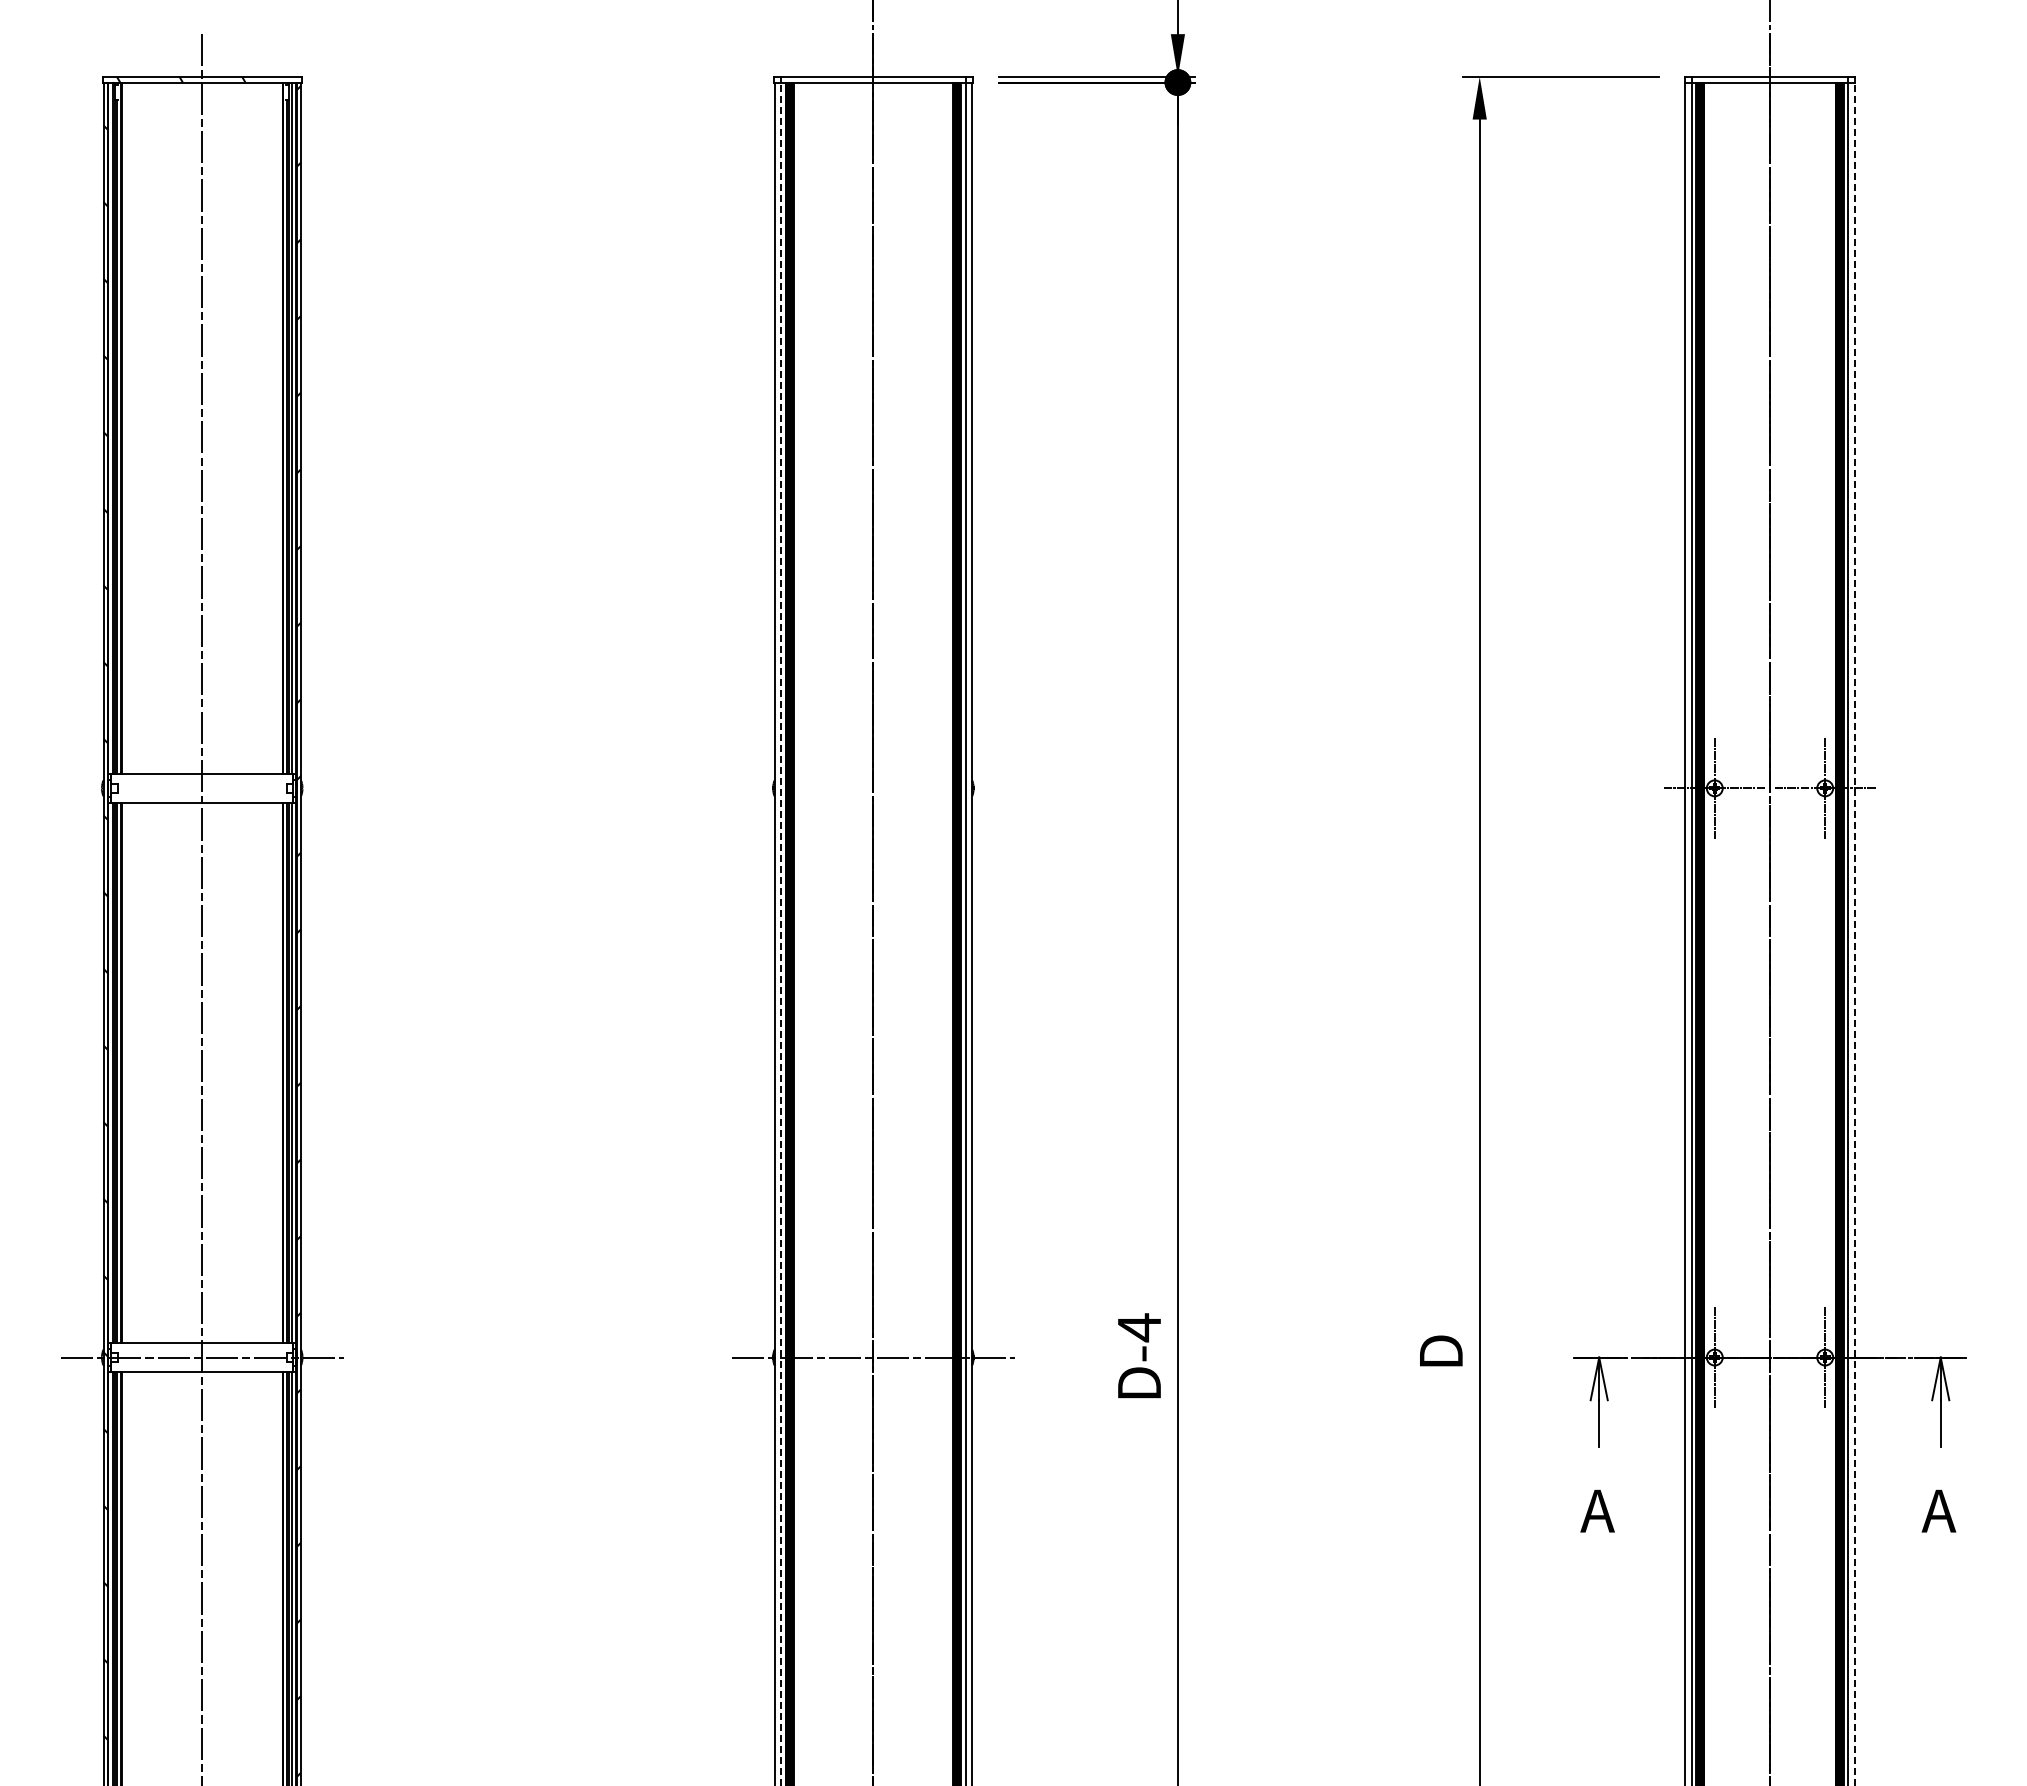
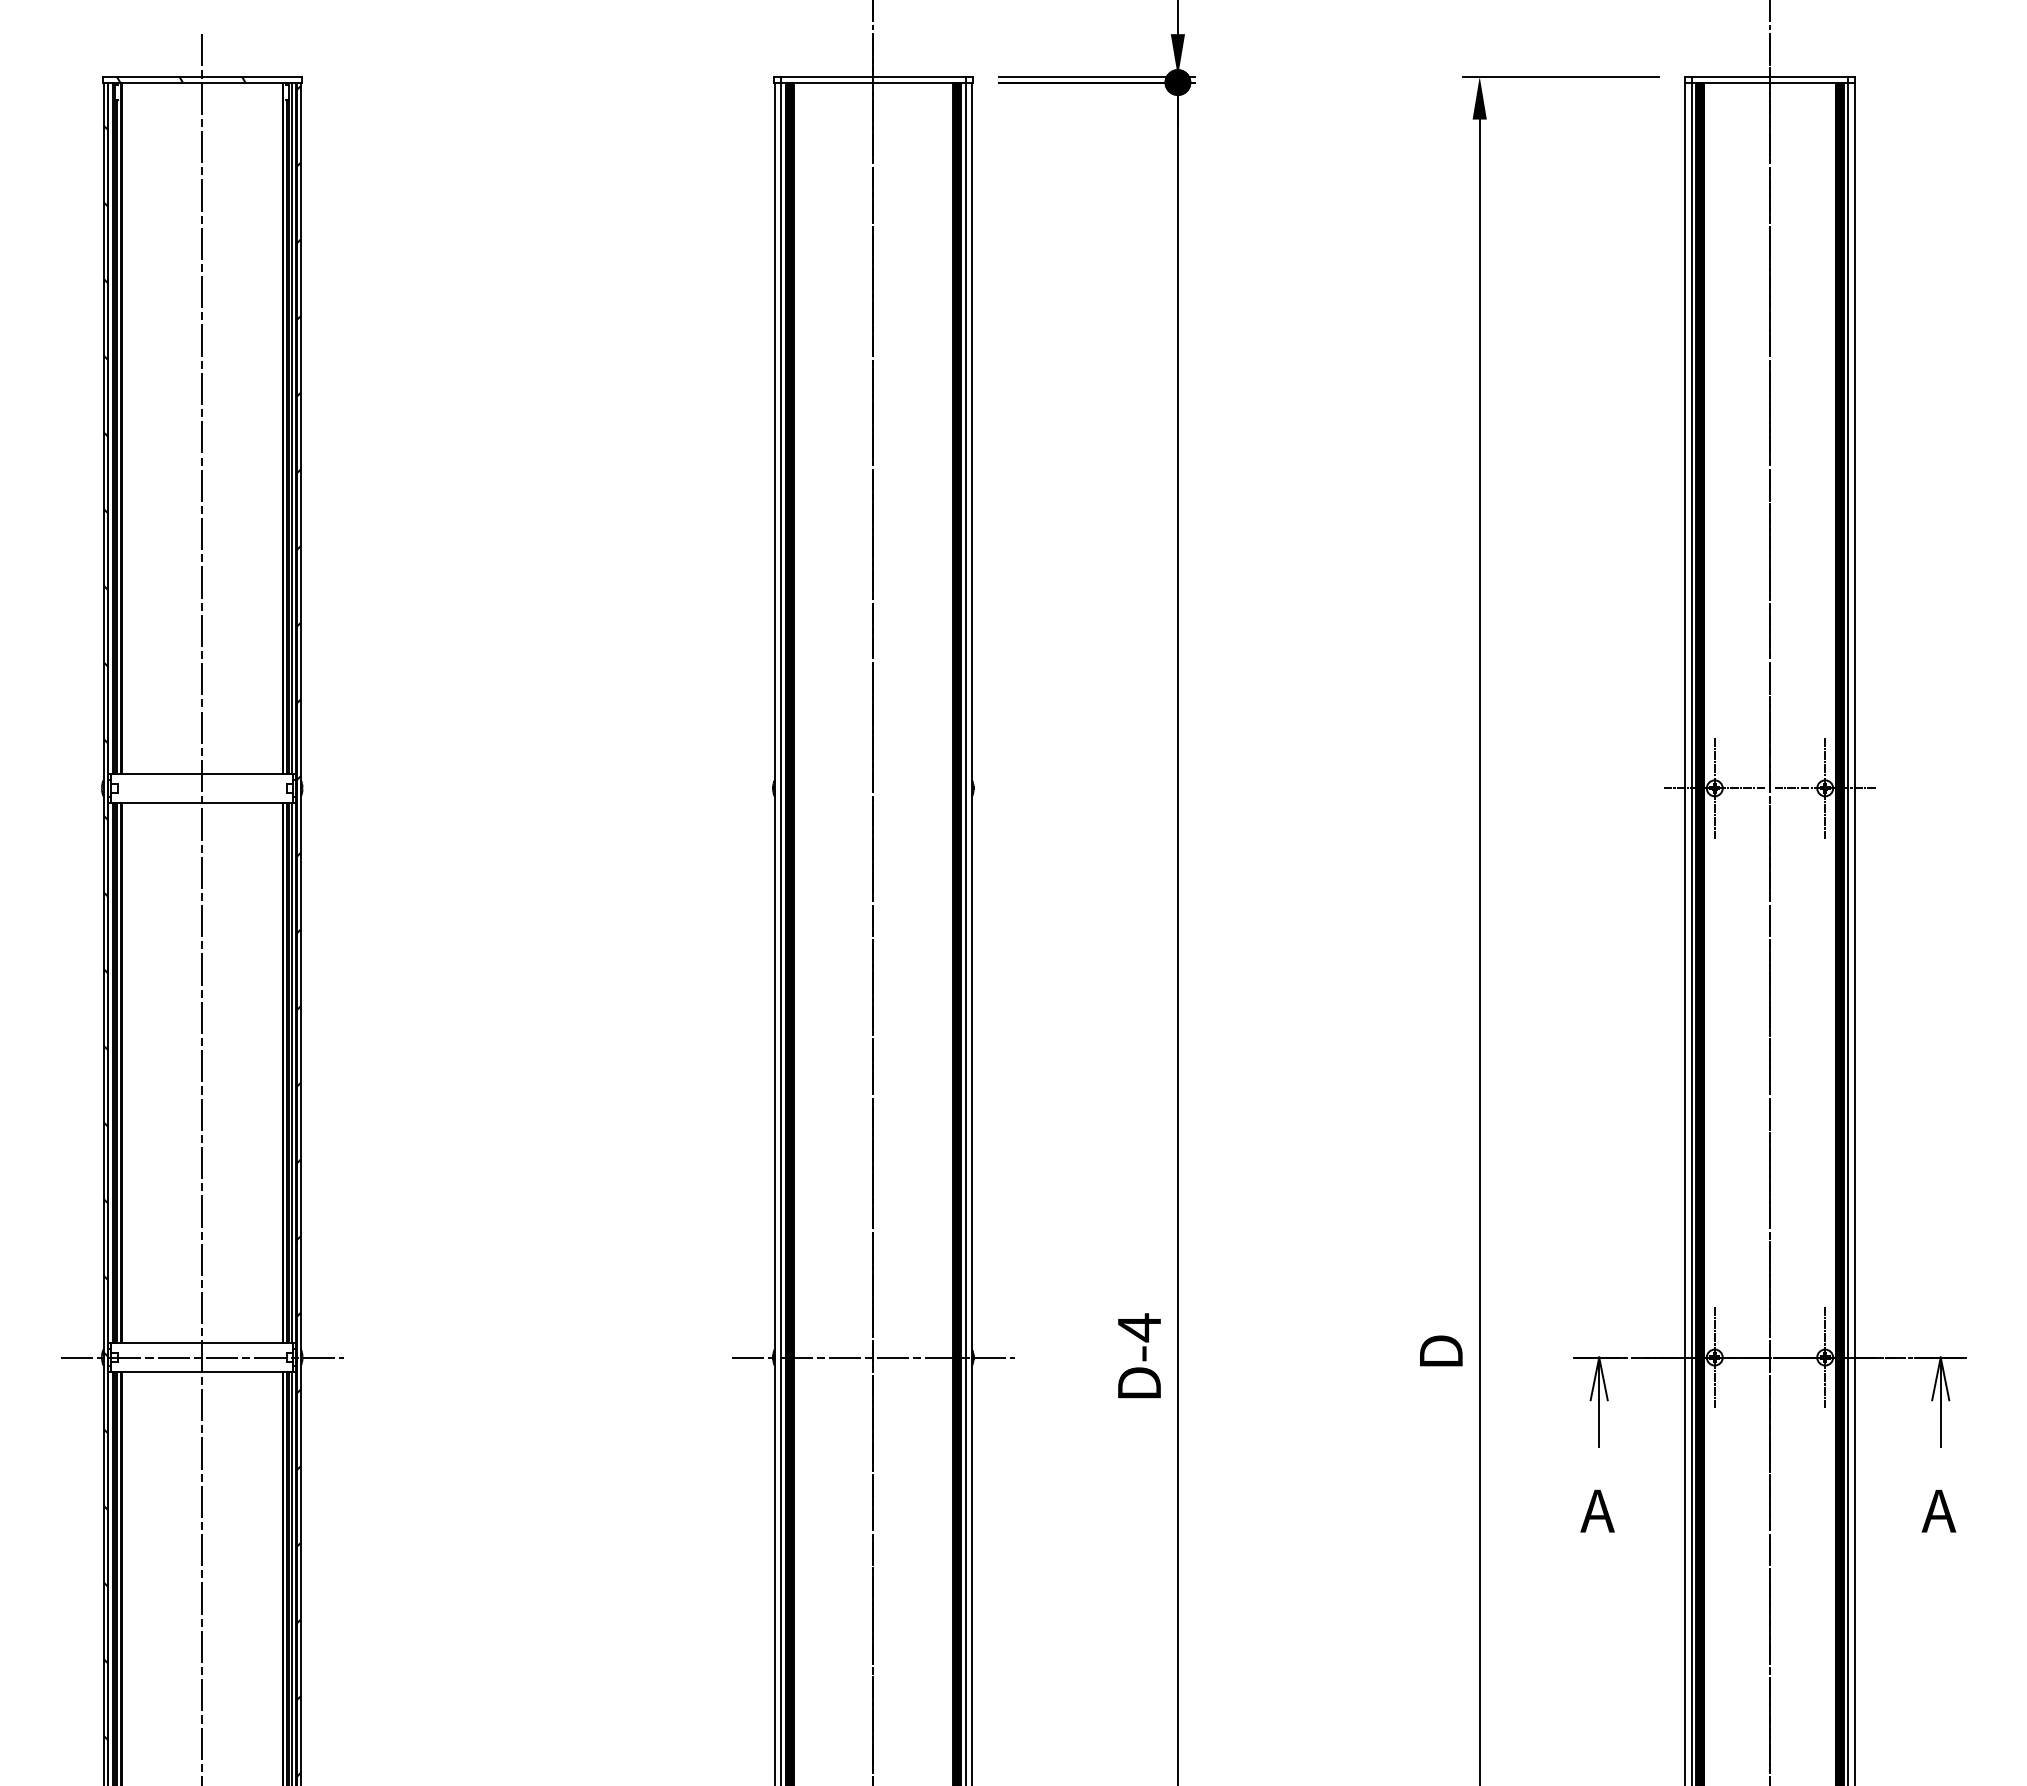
line: dashed -> solid (780, 934)
line: dashed -> solid (1854, 934)
